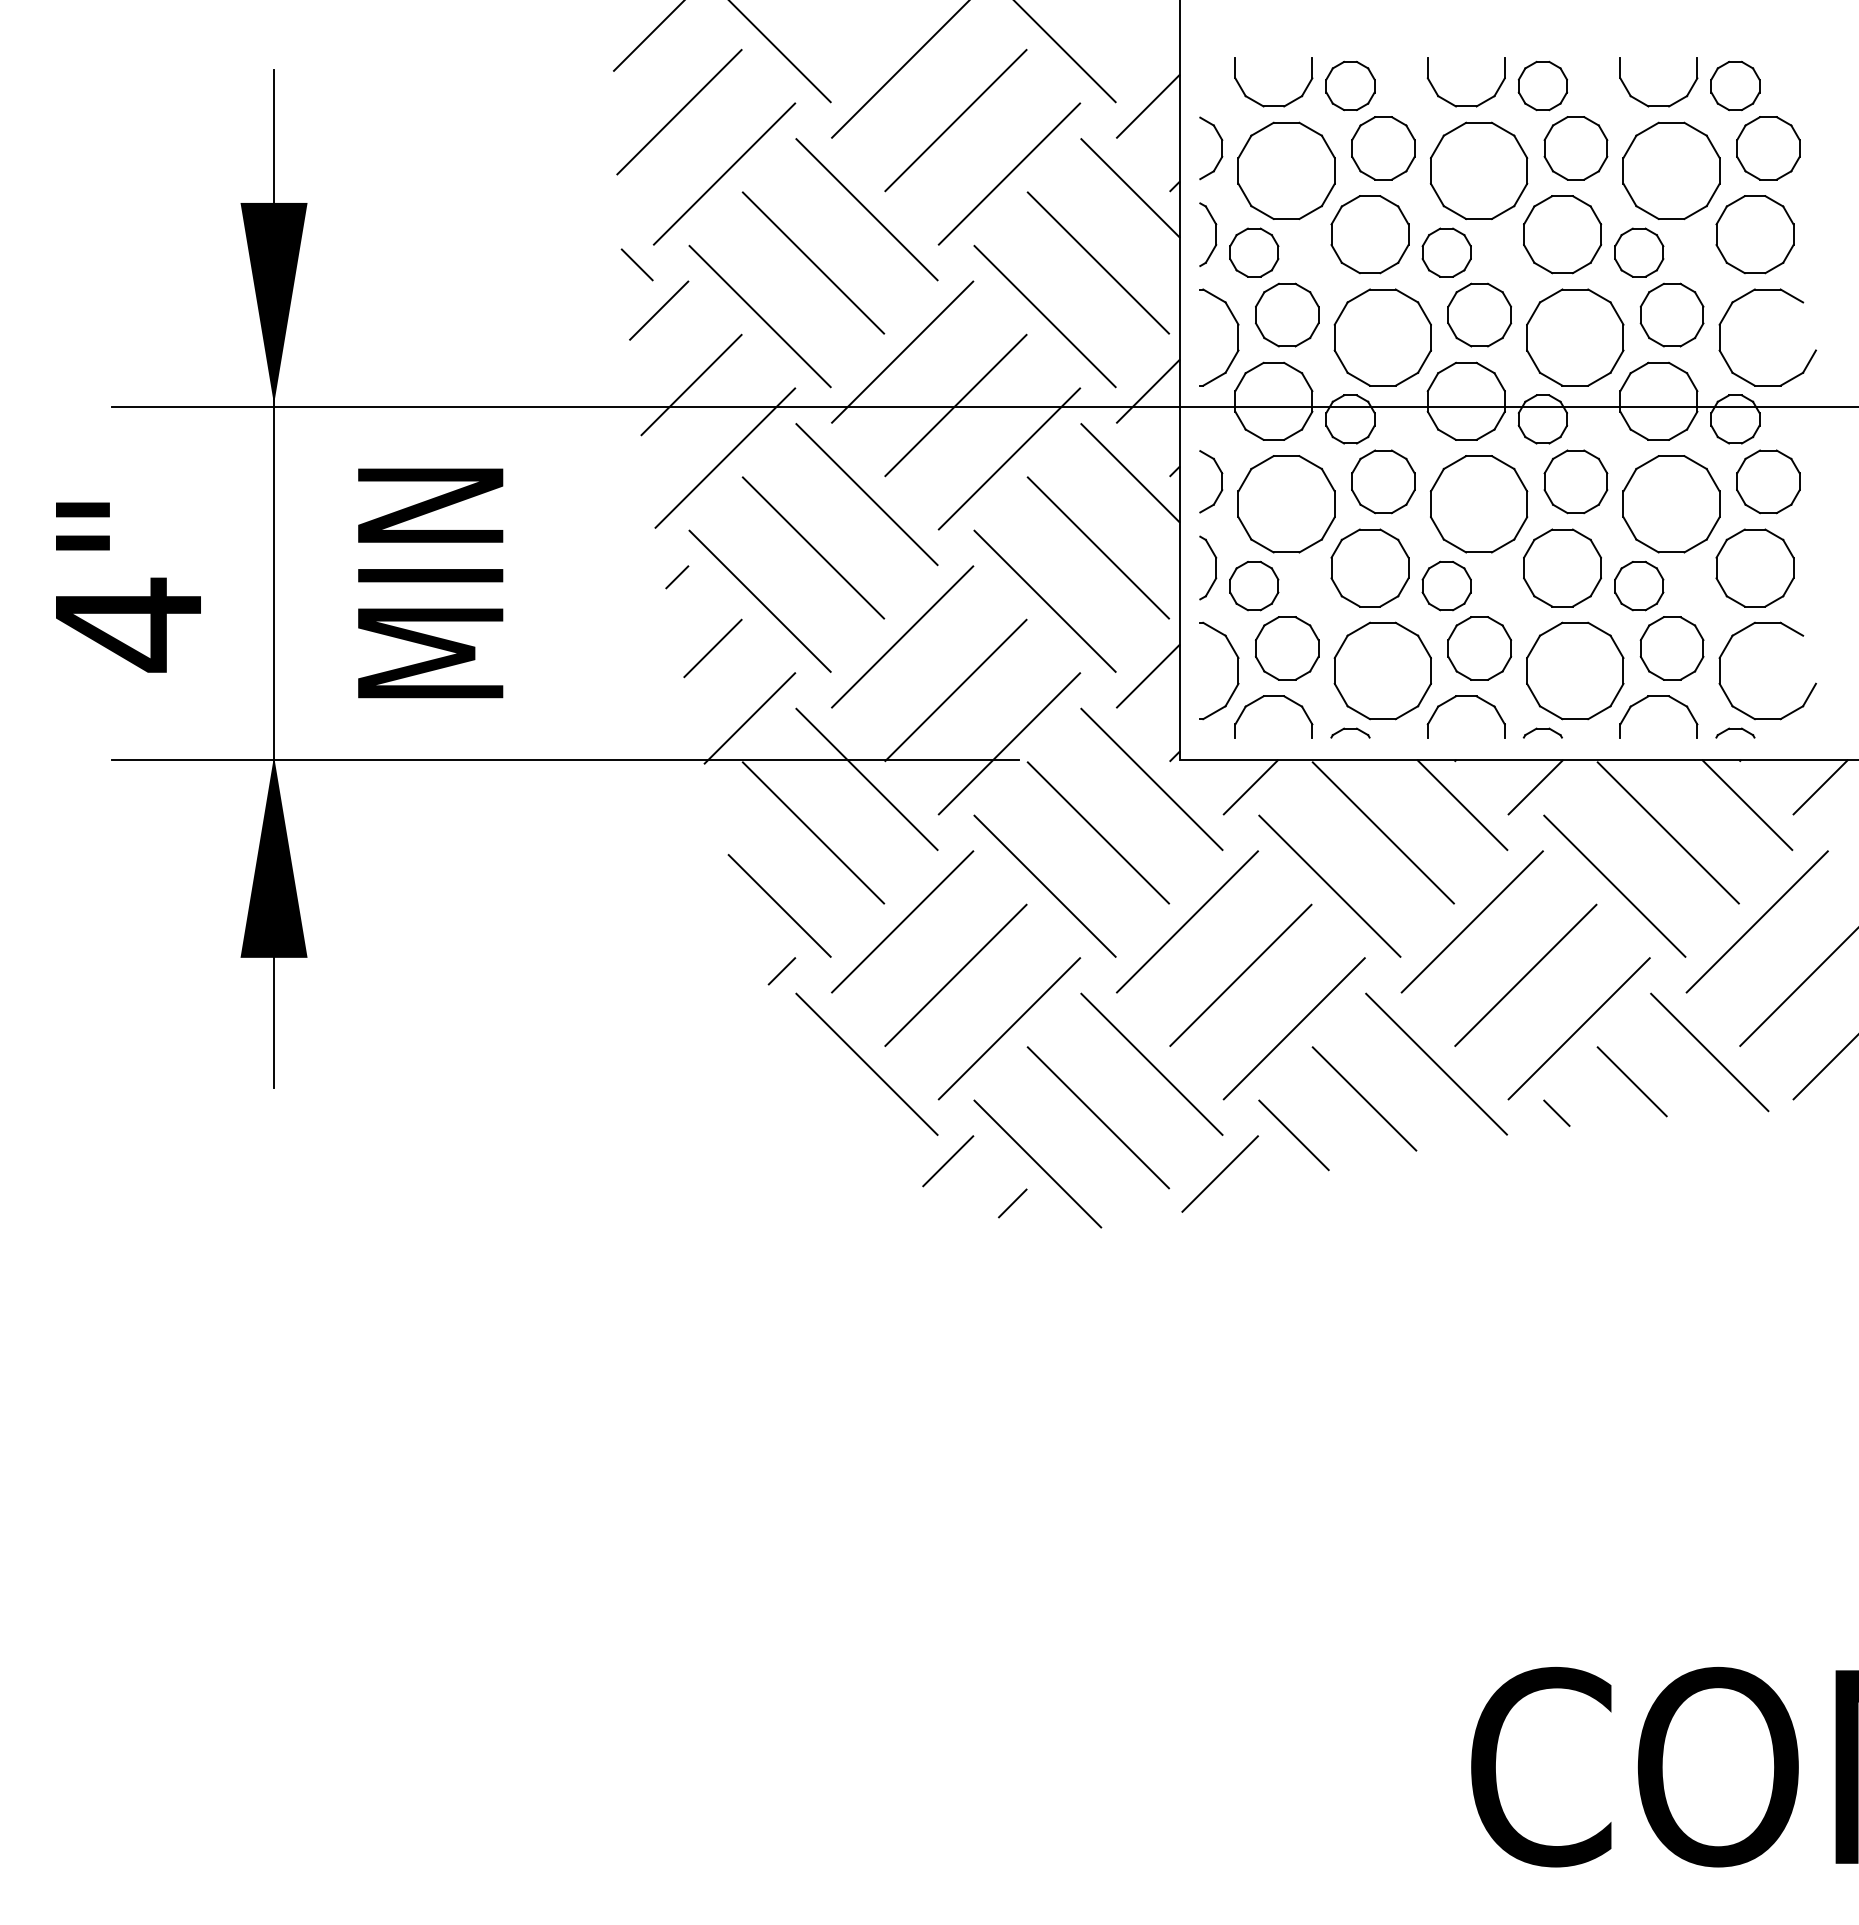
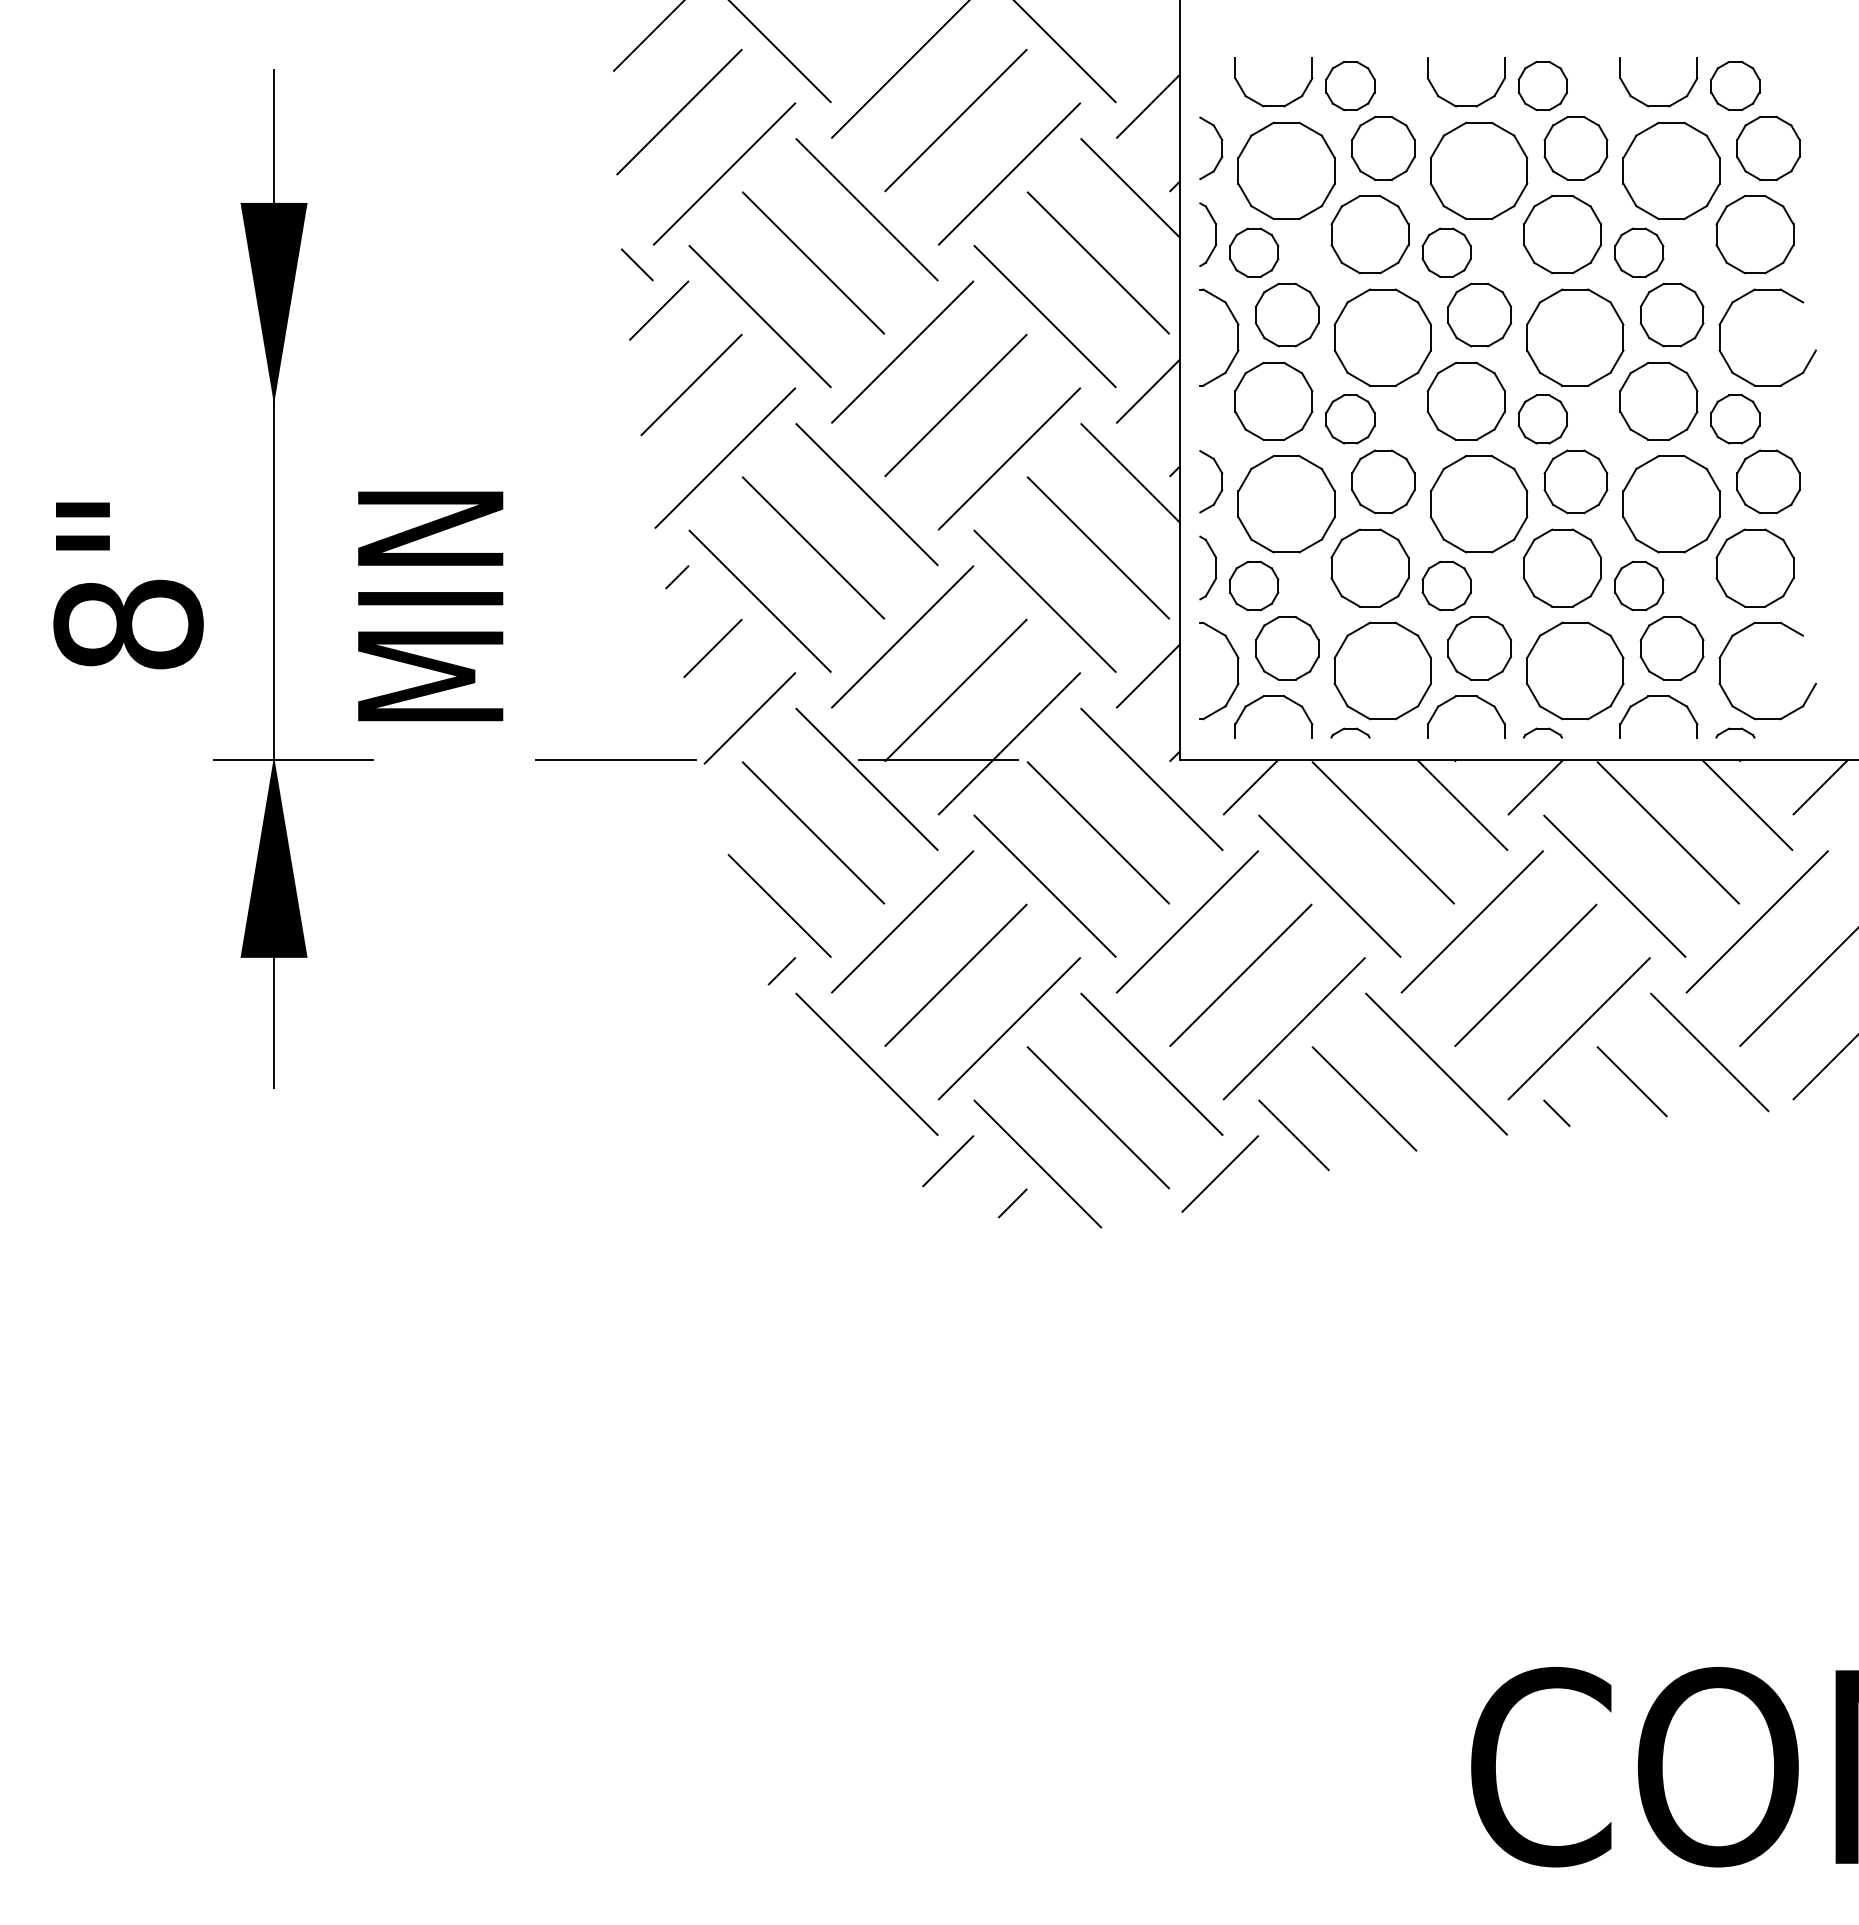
line: present -> none (983, 407)
text position: (430, 583) -> (430, 606) (430, 606)
text: 4" -> 8" (128, 624)
line: solid -> dashed (565, 759)
